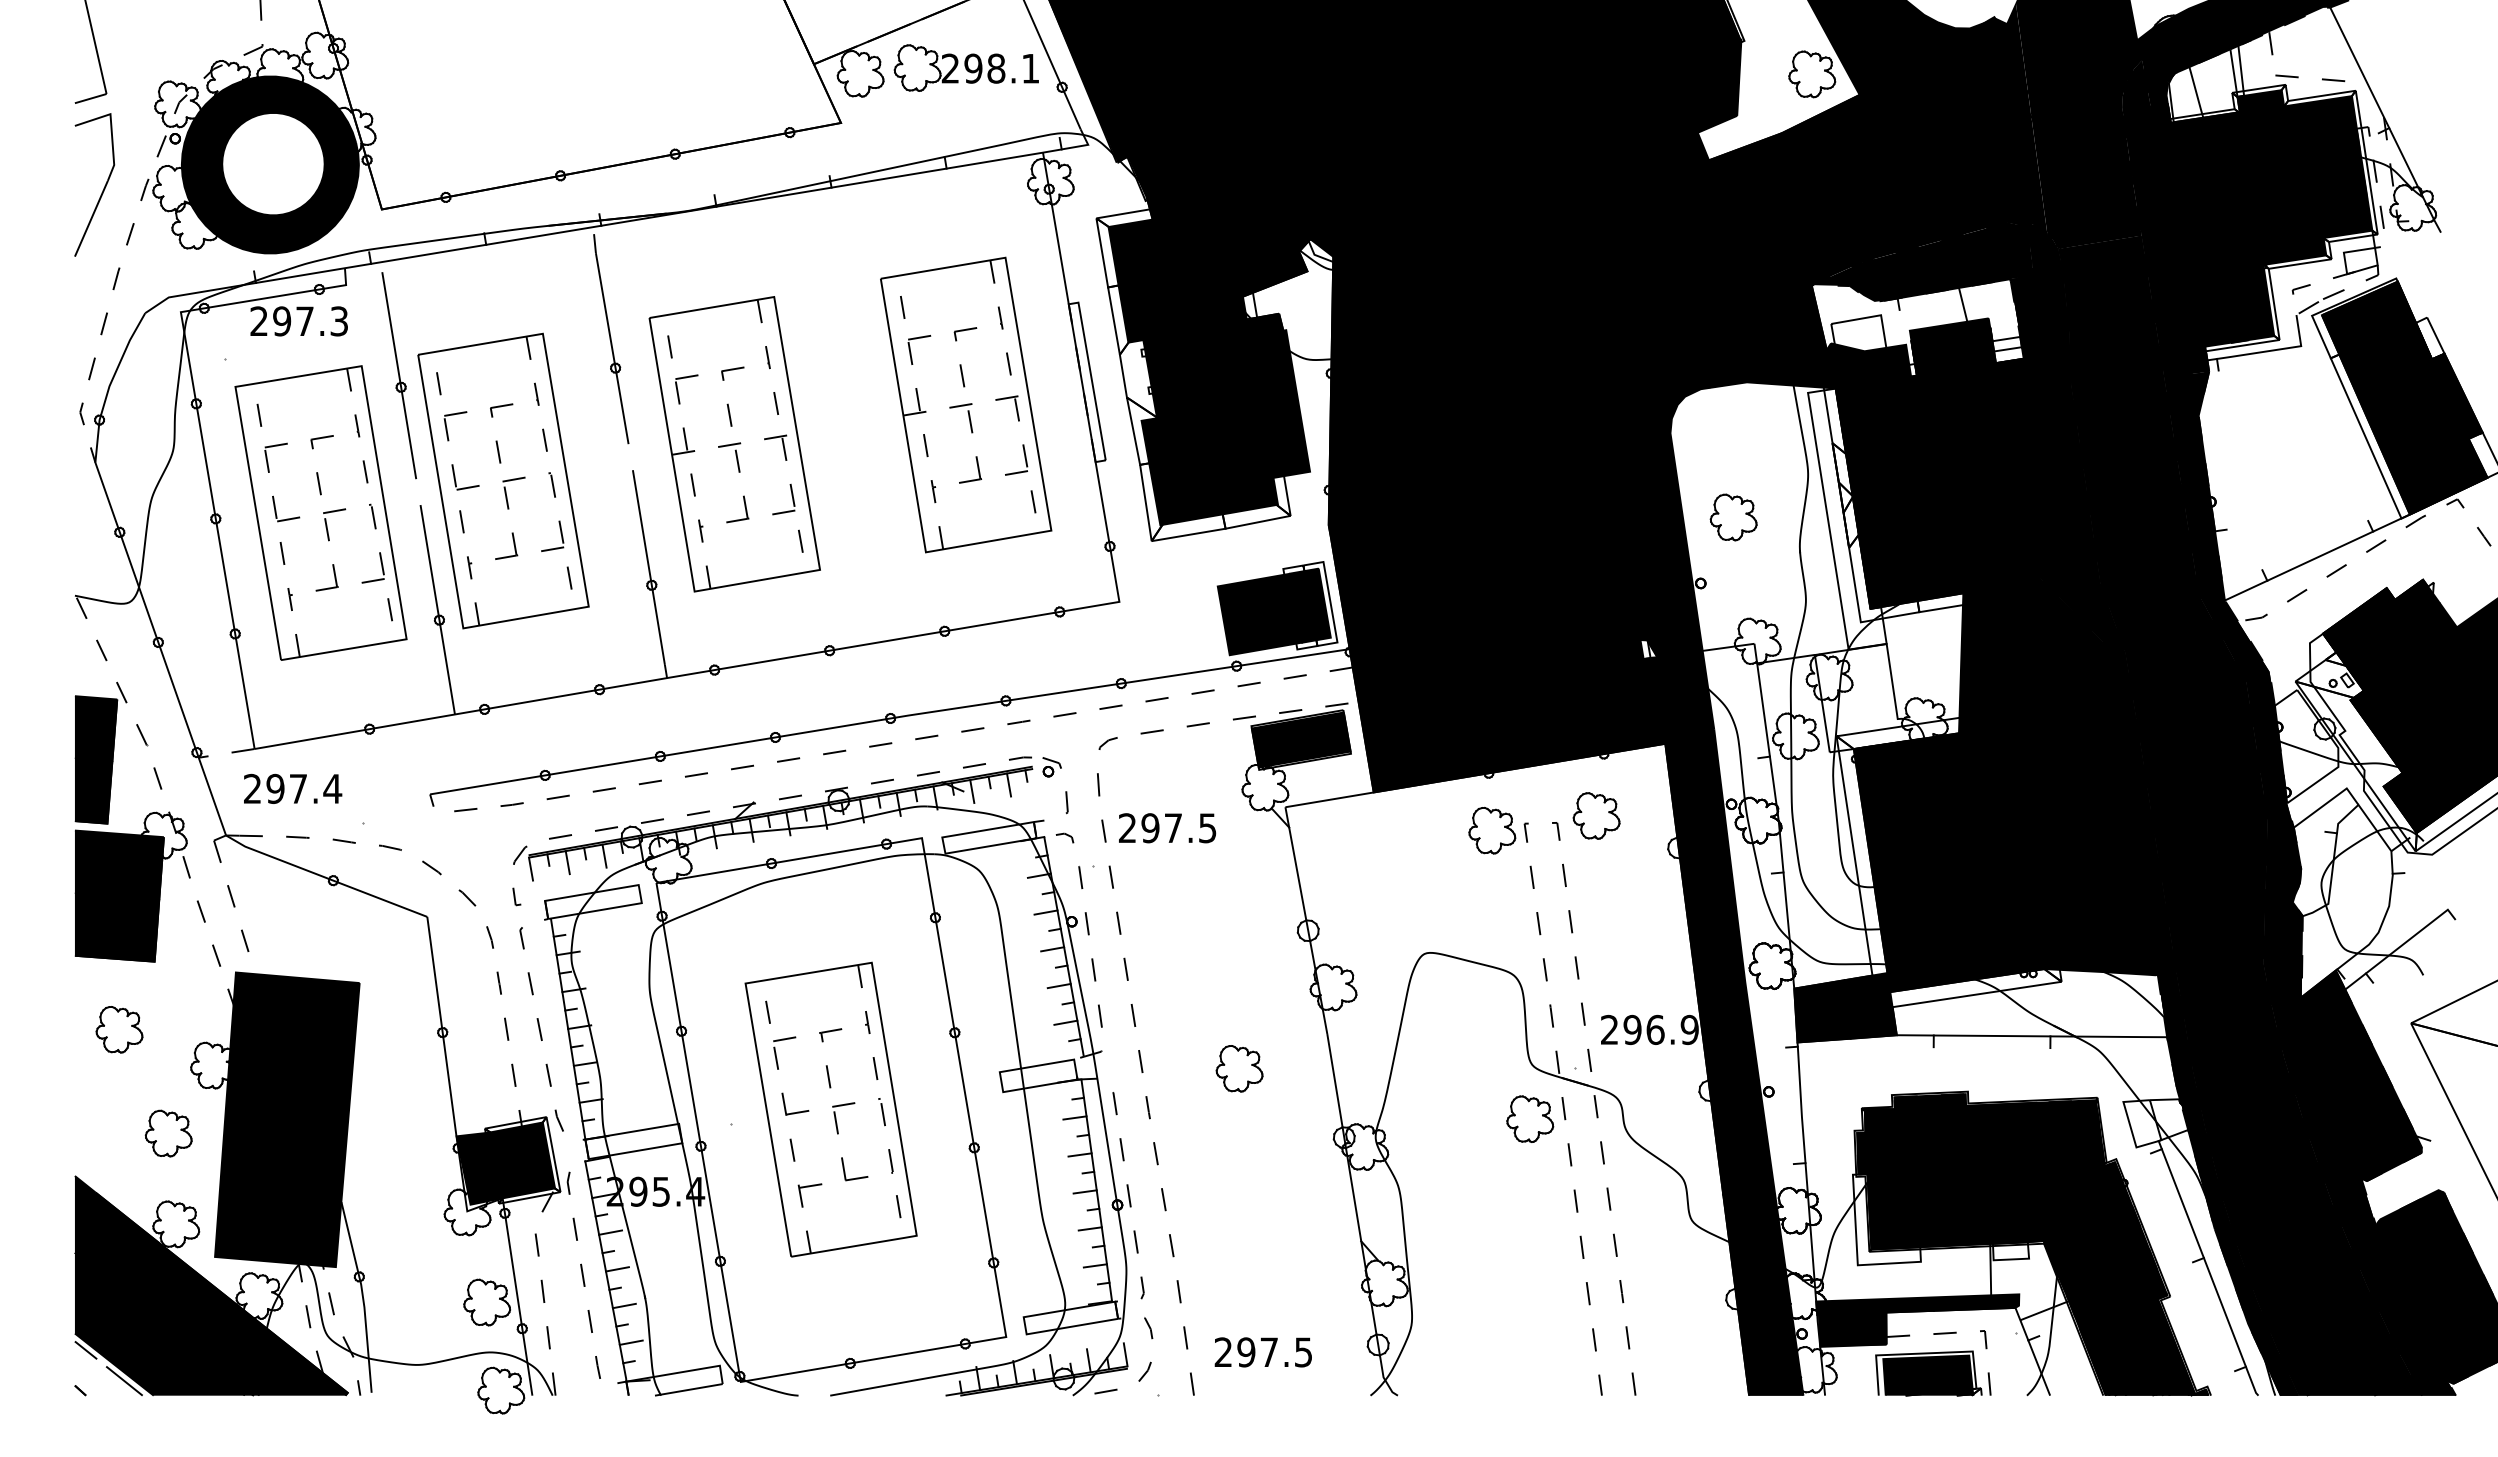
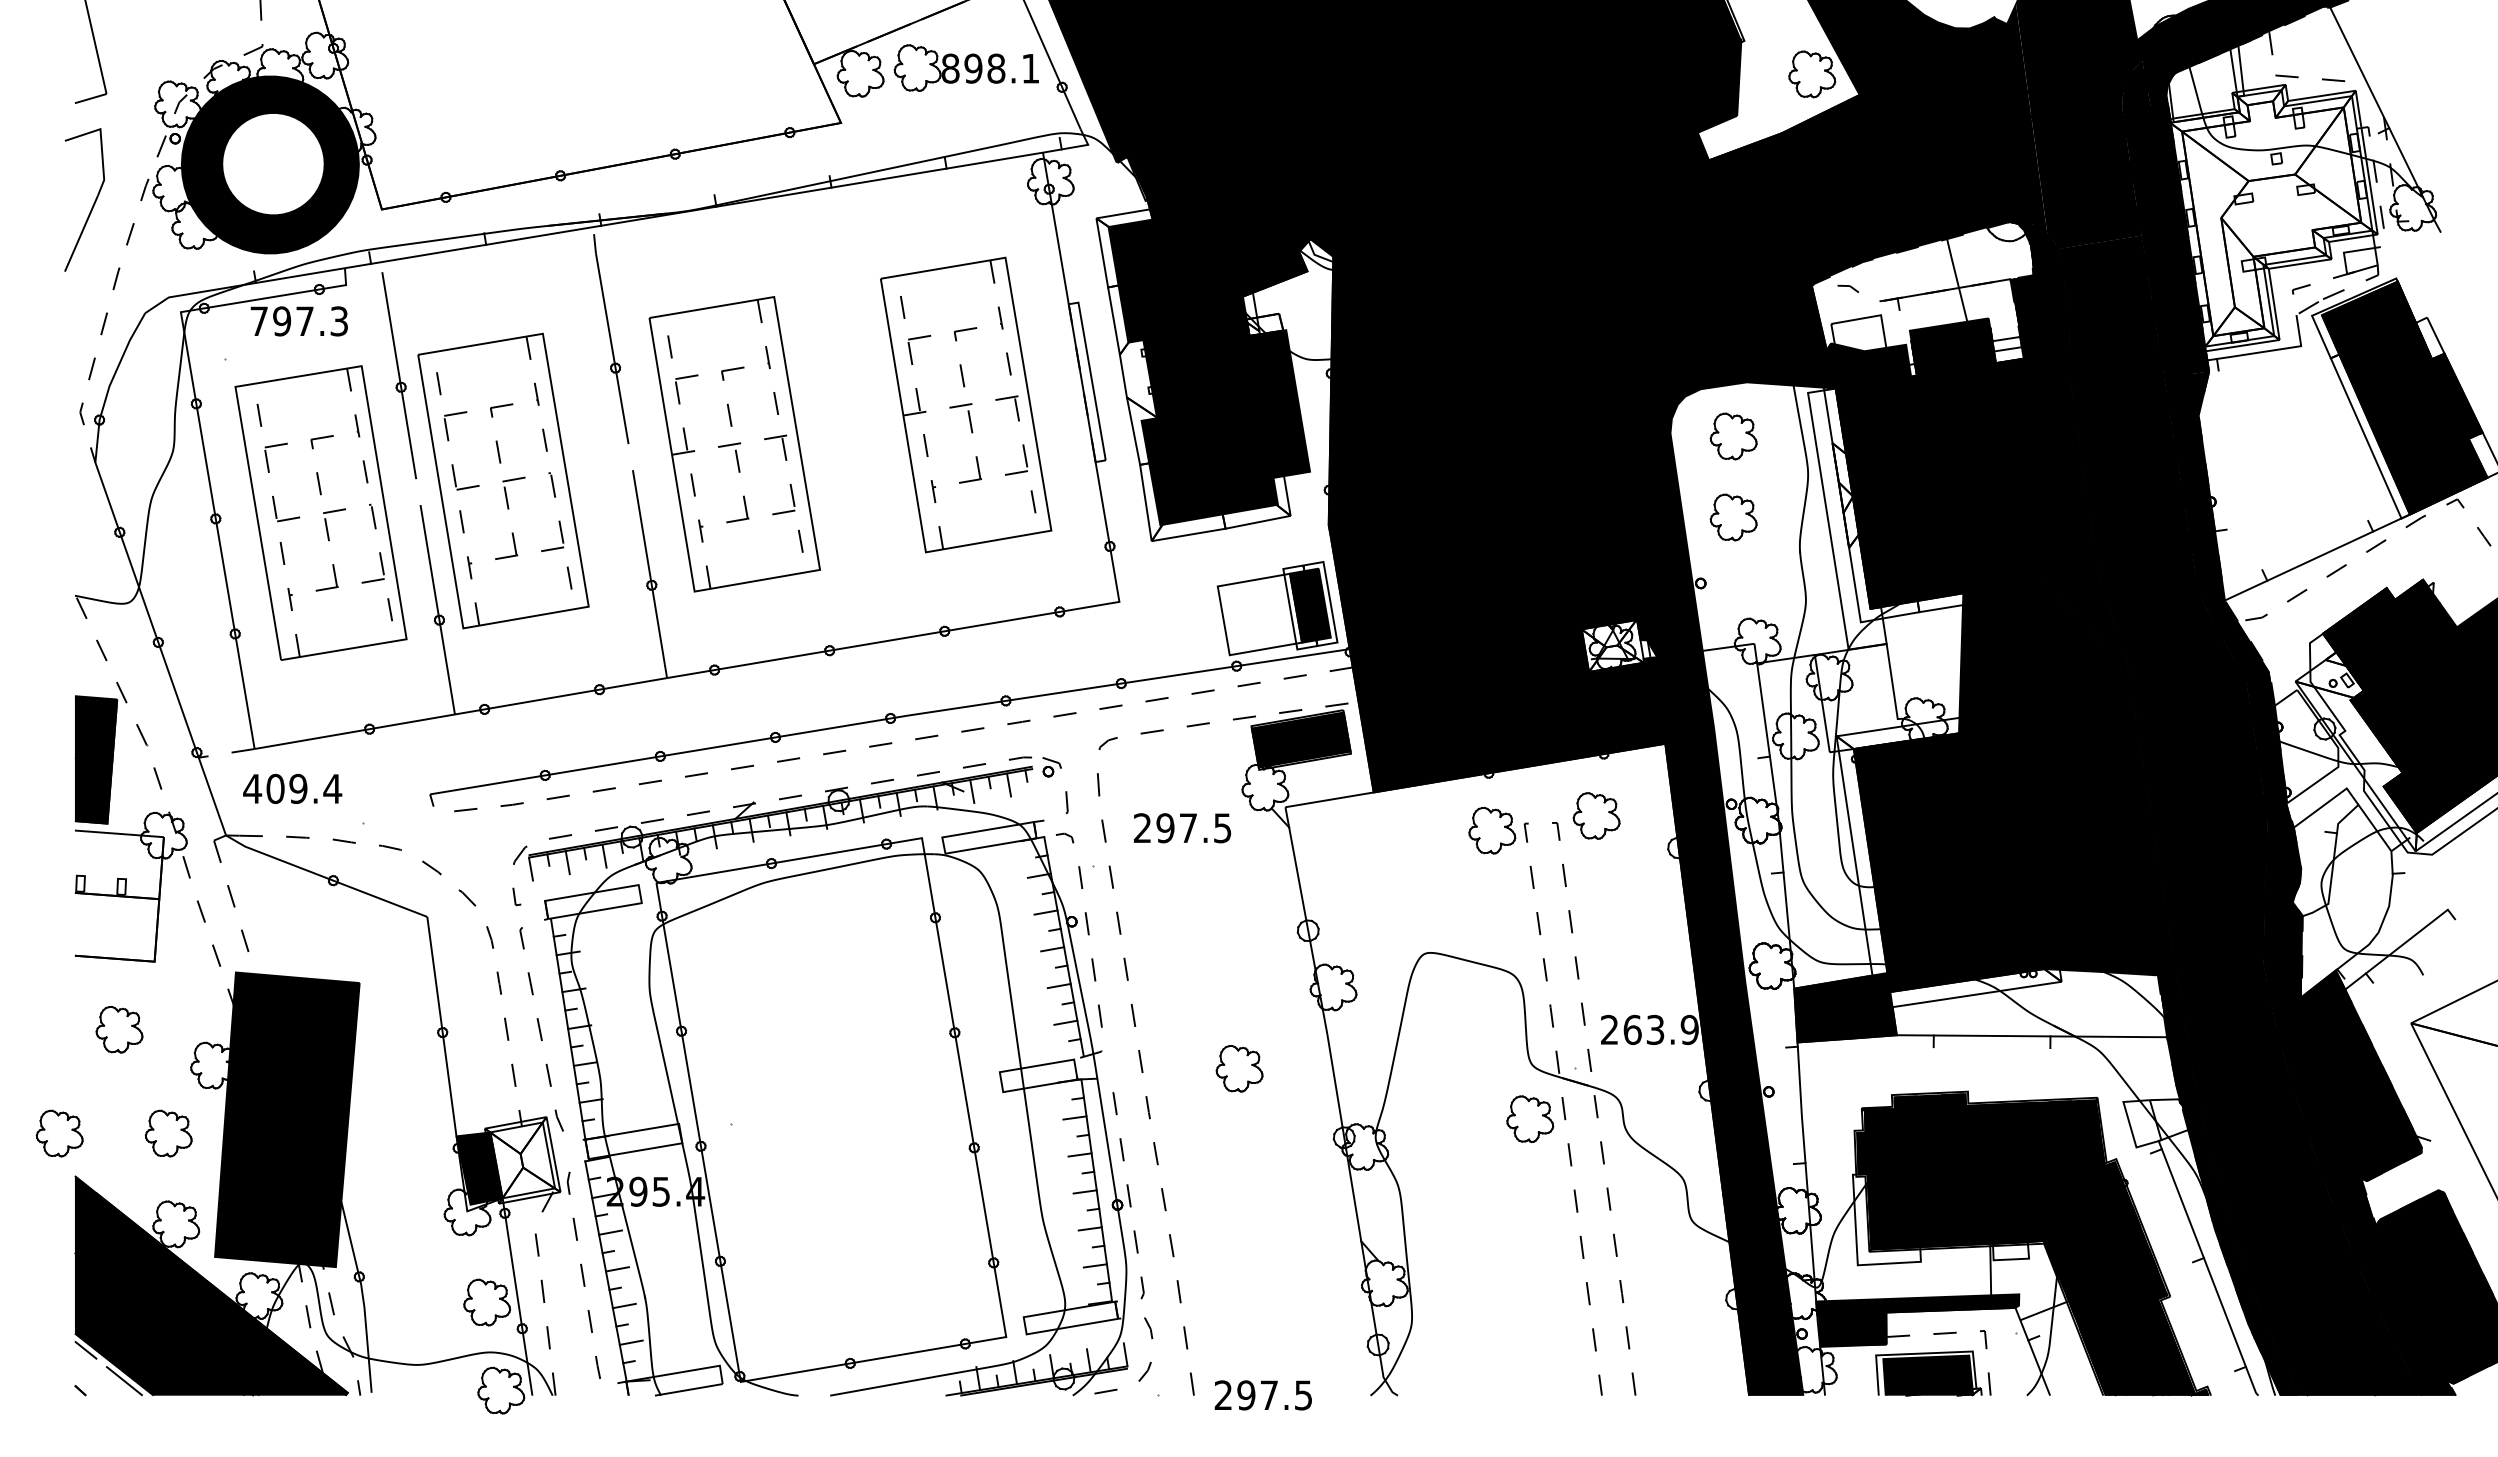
text: 298.1 -> 898.1 (950, 68)
part position: (103, 188) -> (93, 203) (93, 203)
fill: present -> none (2271, 218)
fill: present -> none (1922, 261)
text: 297.3 -> 797.3 (258, 320)
fill: present -> none (1264, 324)
part: none -> present (1733, 436)
fill: present -> none (1259, 614)
fill: present -> none (1612, 645)
text: 297.4 -> 409.4 (275, 788)
text position: (1167, 828) -> (1182, 828) (1182, 828)
fill: present -> none (118, 895)
text: 296.9 -> 263.9 (1643, 1029)
part: present -> none (830, 1109)
part: none -> present (59, 1133)
fill: present -> none (522, 1160)
text position: (1262, 1352) -> (1262, 1395) (1262, 1395)
